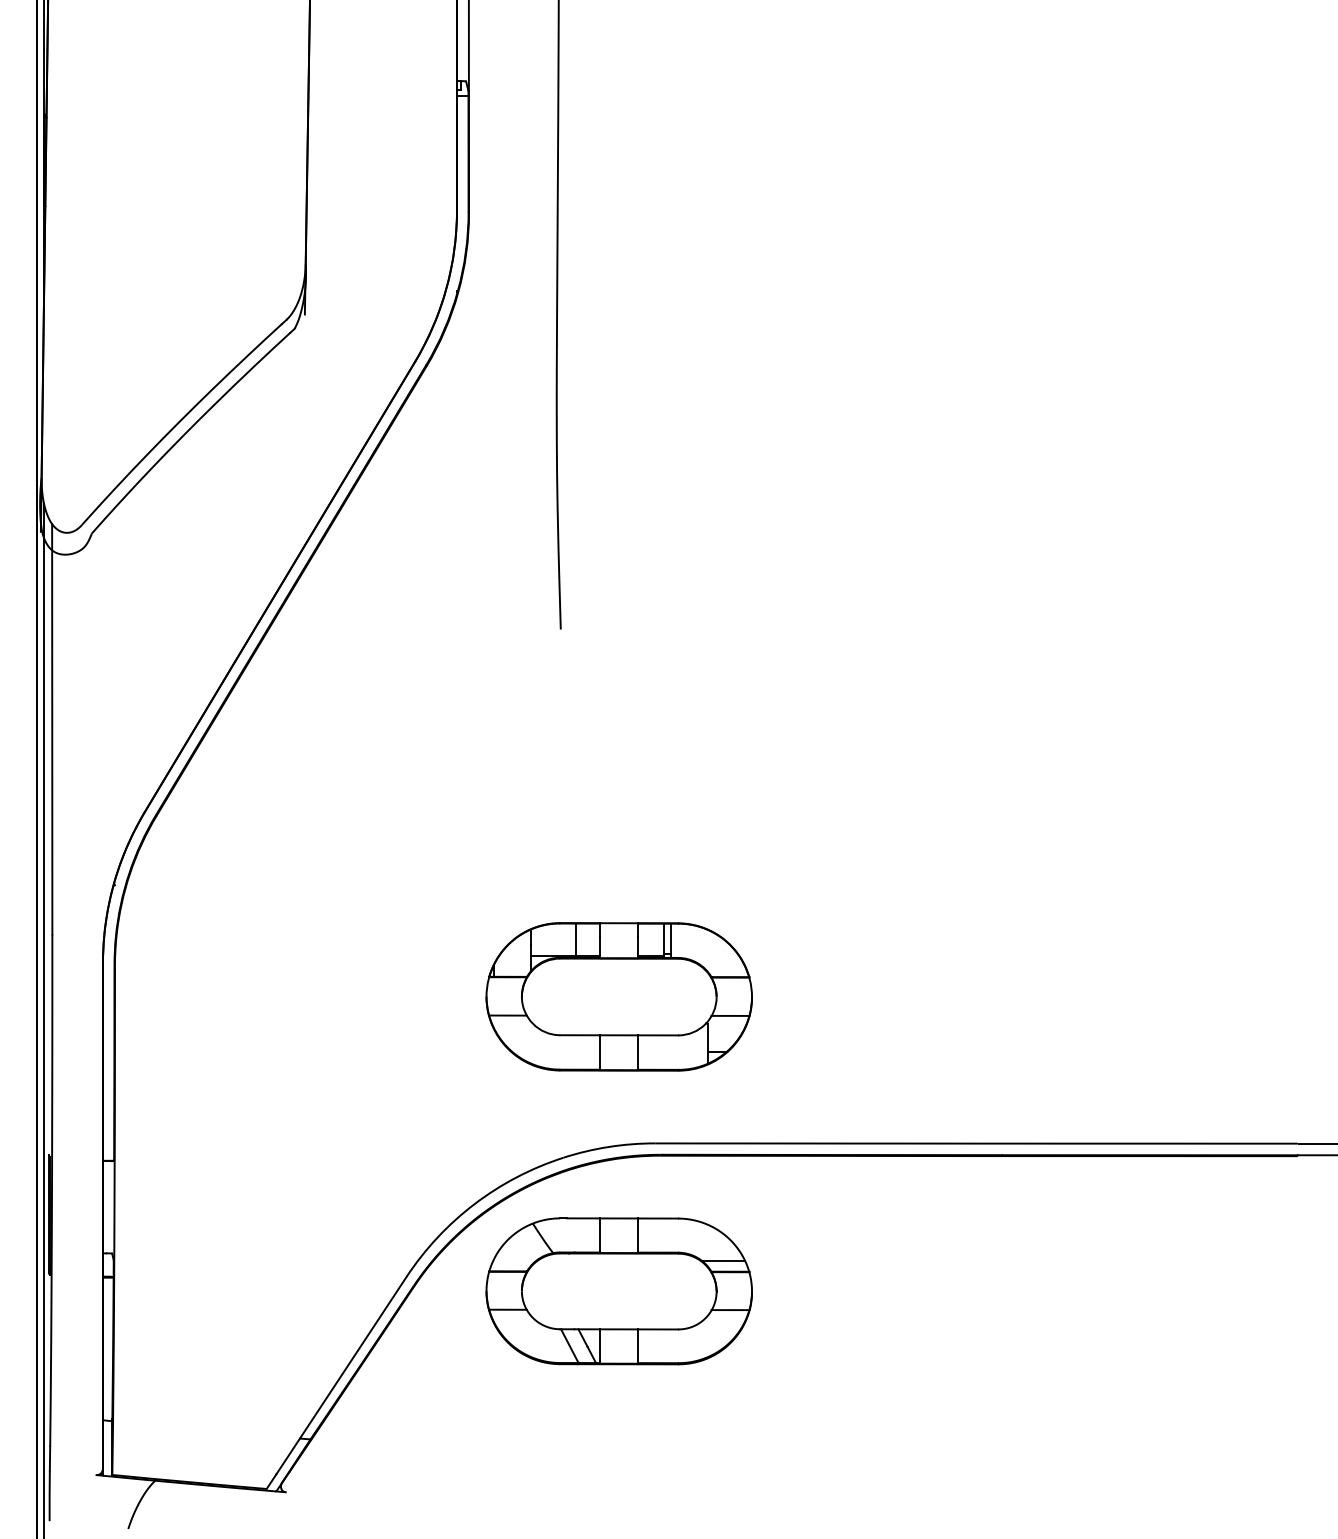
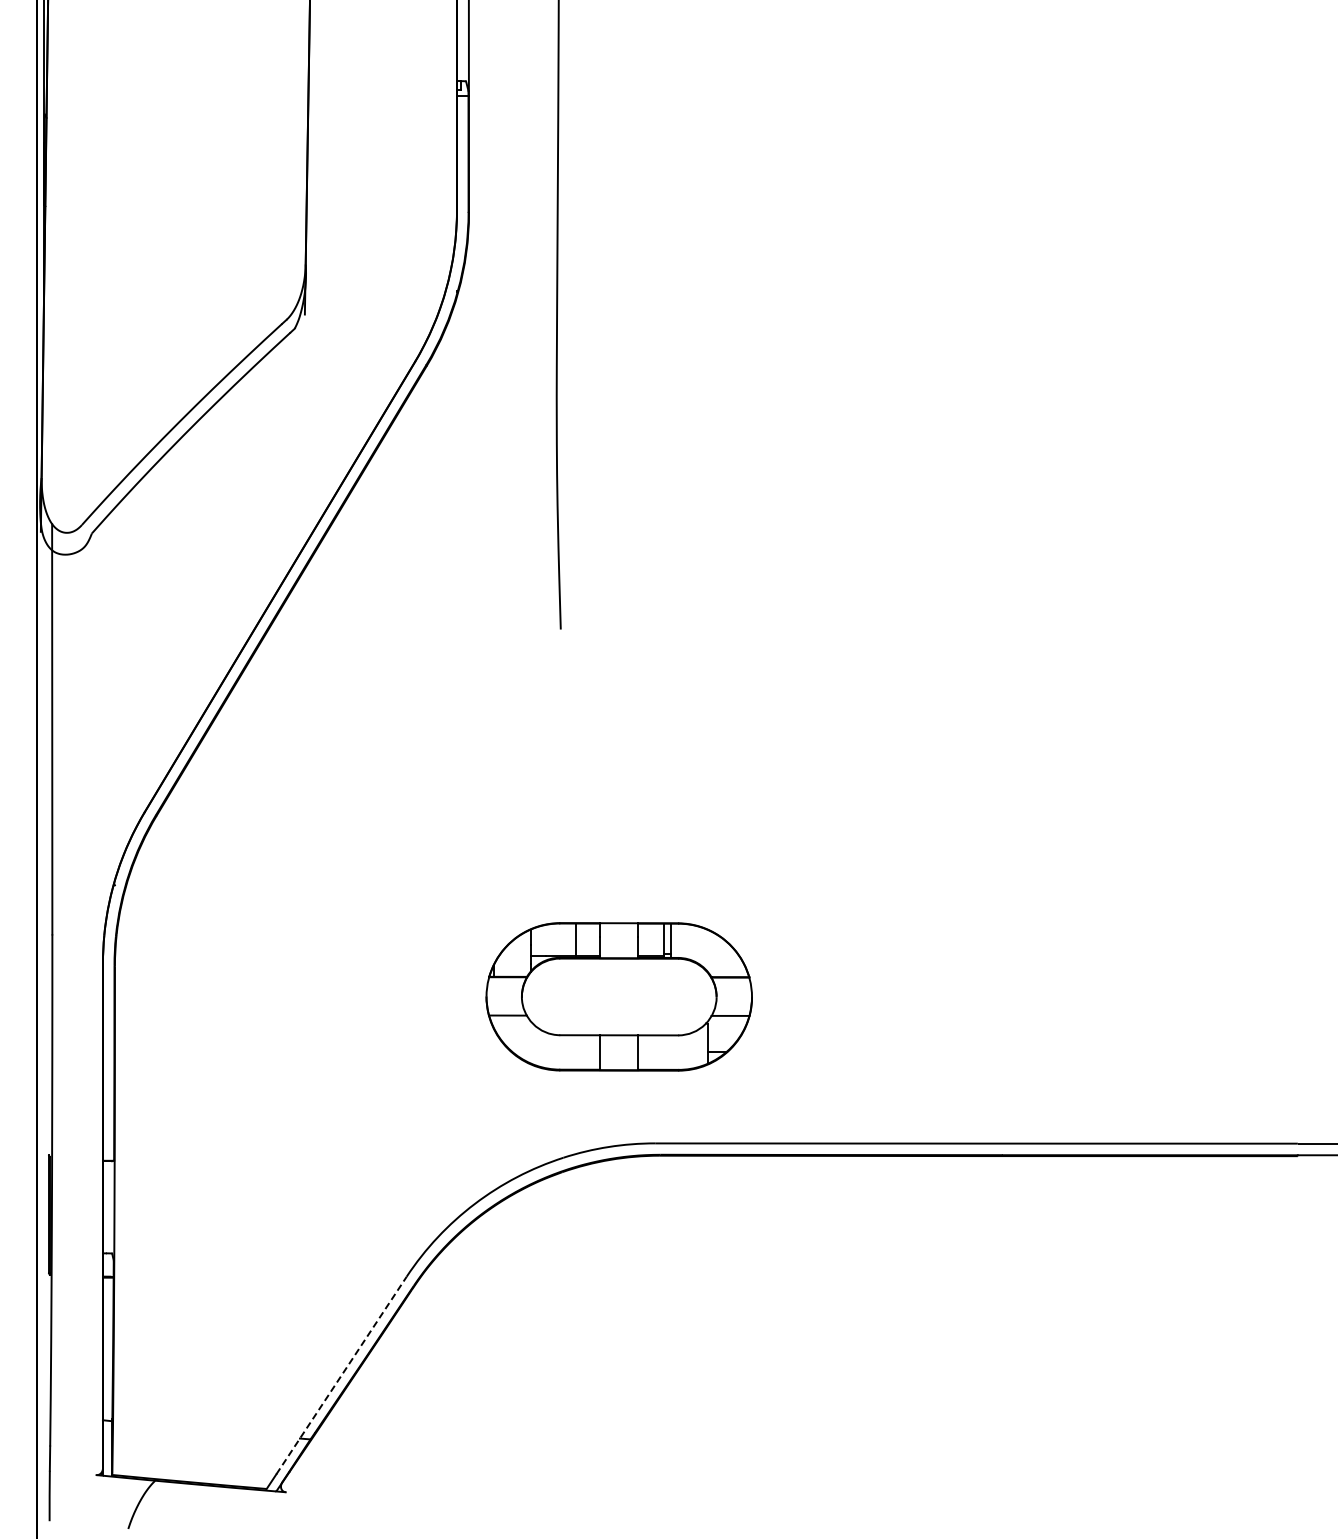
line: present -> none (43, 1019)
part: present -> none (618, 1291)
line: solid -> dashed (341, 1375)
